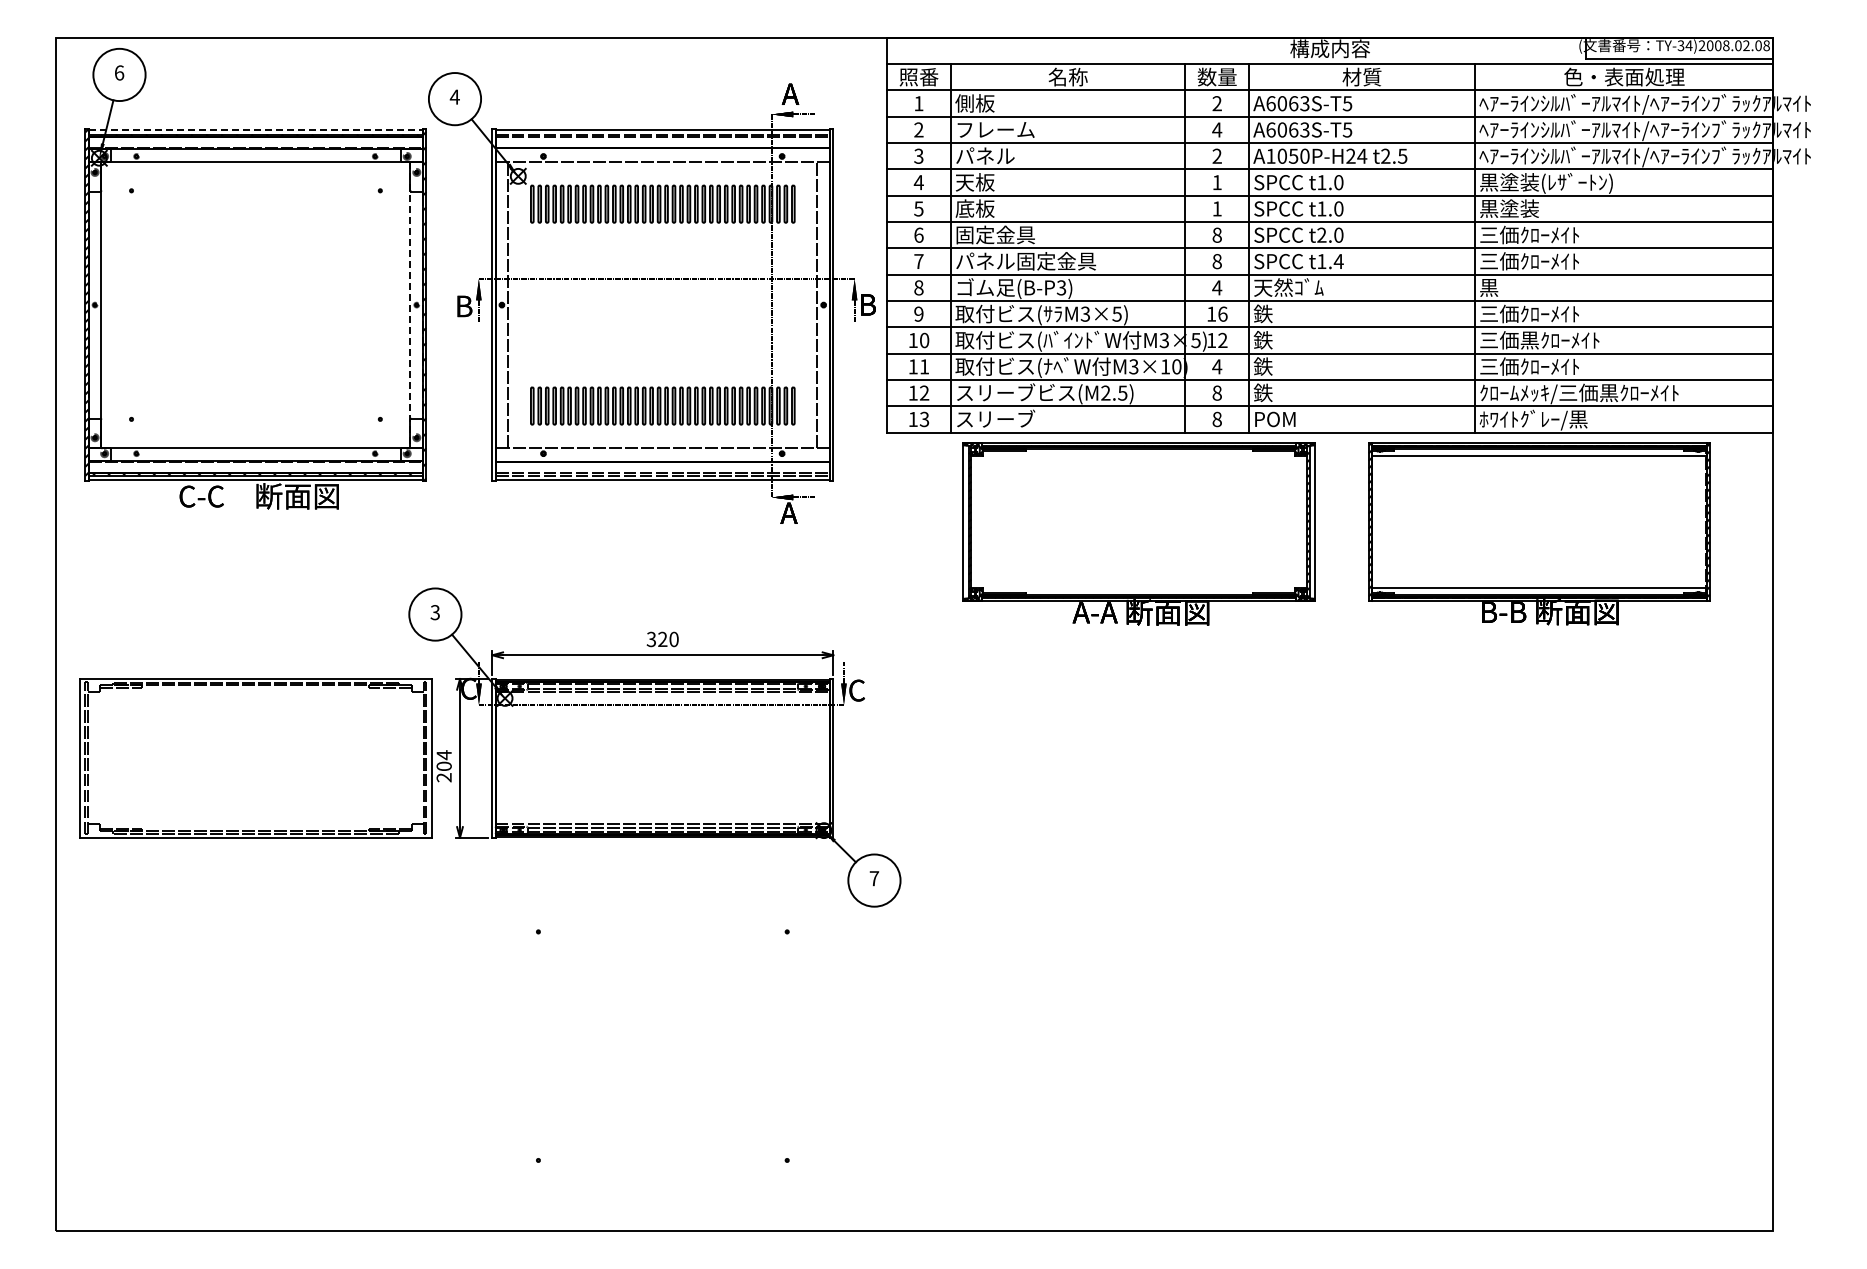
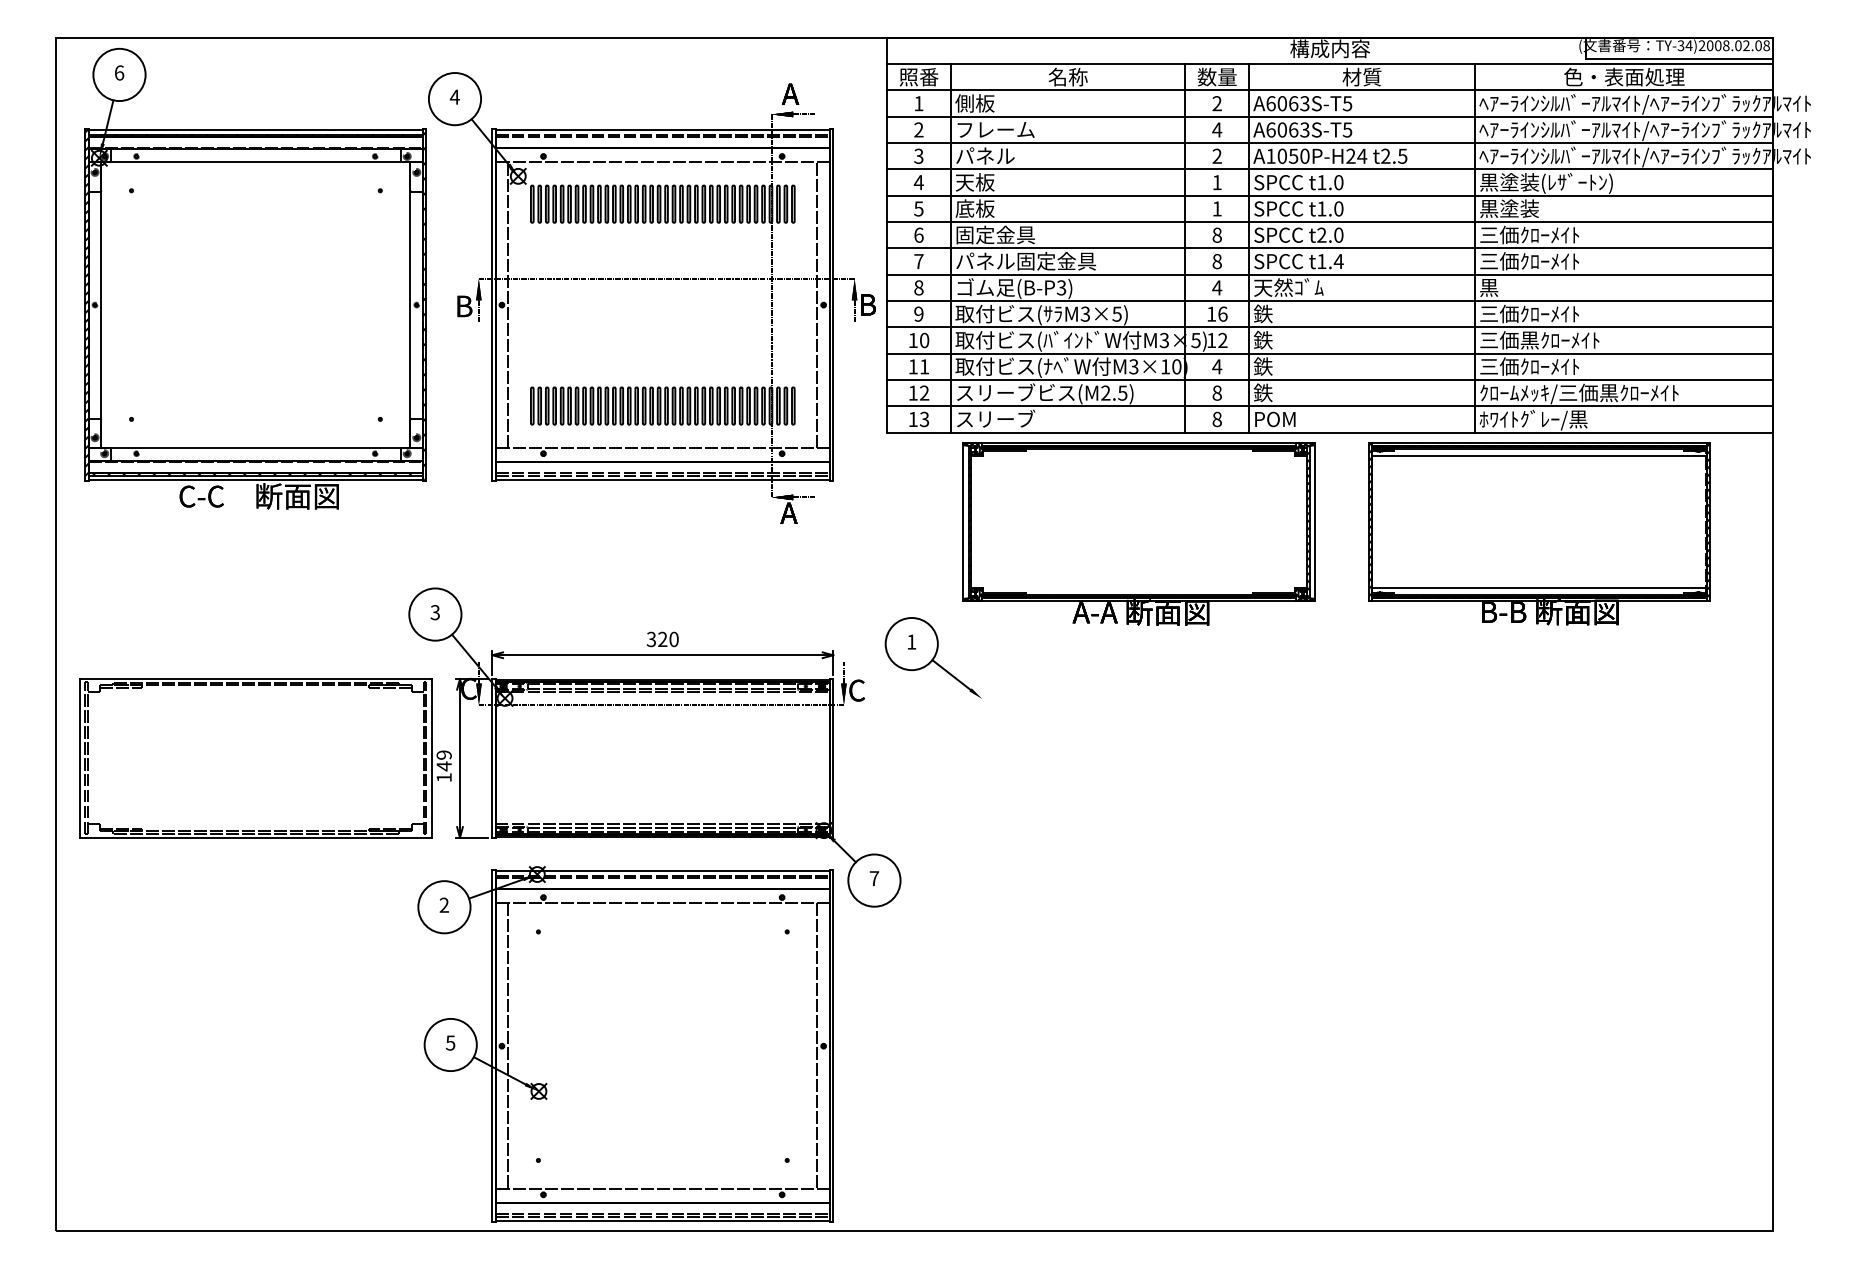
line: dashed -> solid (256, 129)
line: dashed -> solid (410, 305)
part: none -> present (932, 657)
text: 204 -> 149 (443, 766)
part: none -> present (625, 1044)
